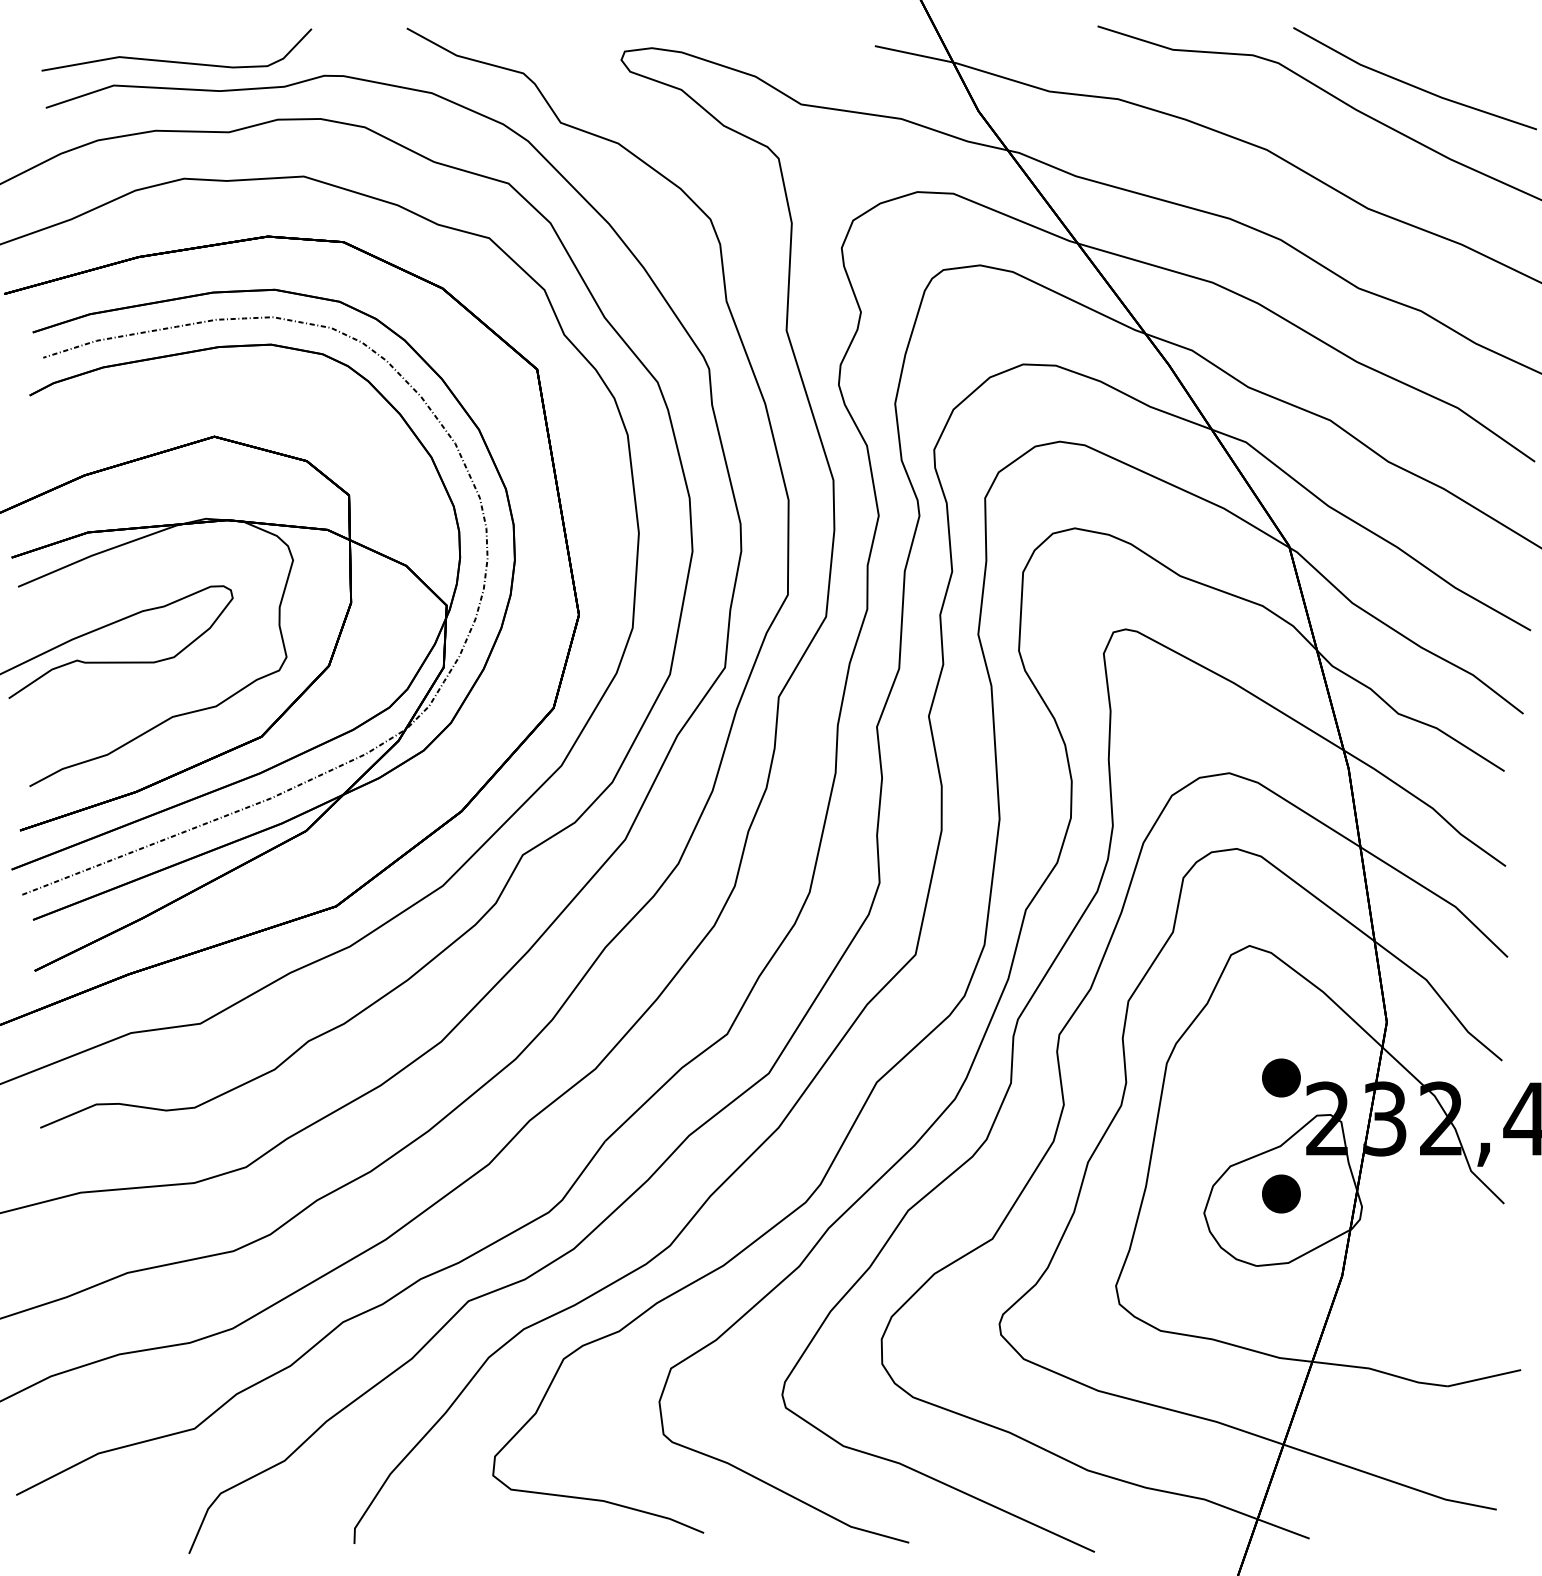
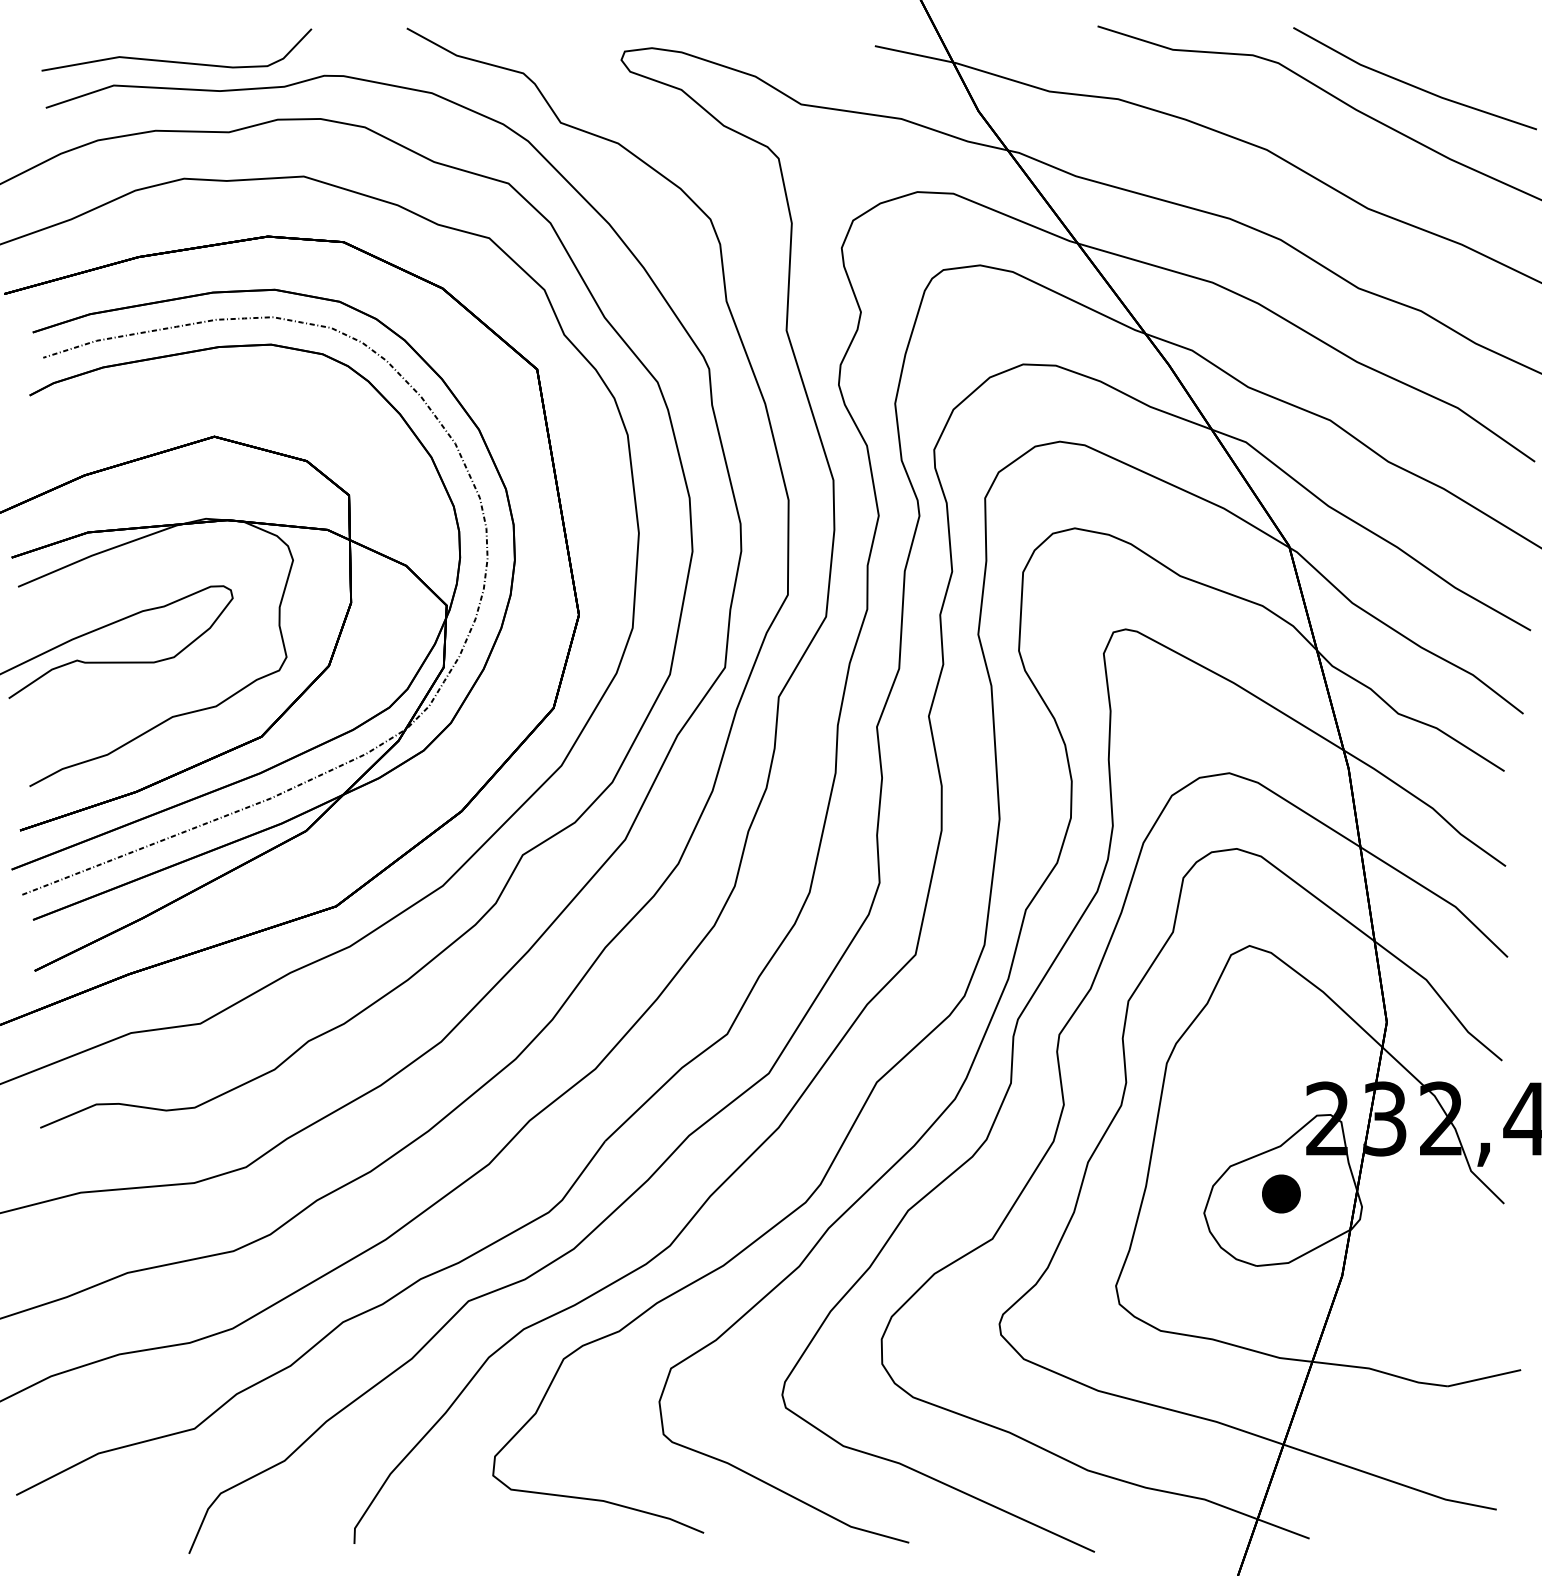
part: present -> none (1281, 1077)
